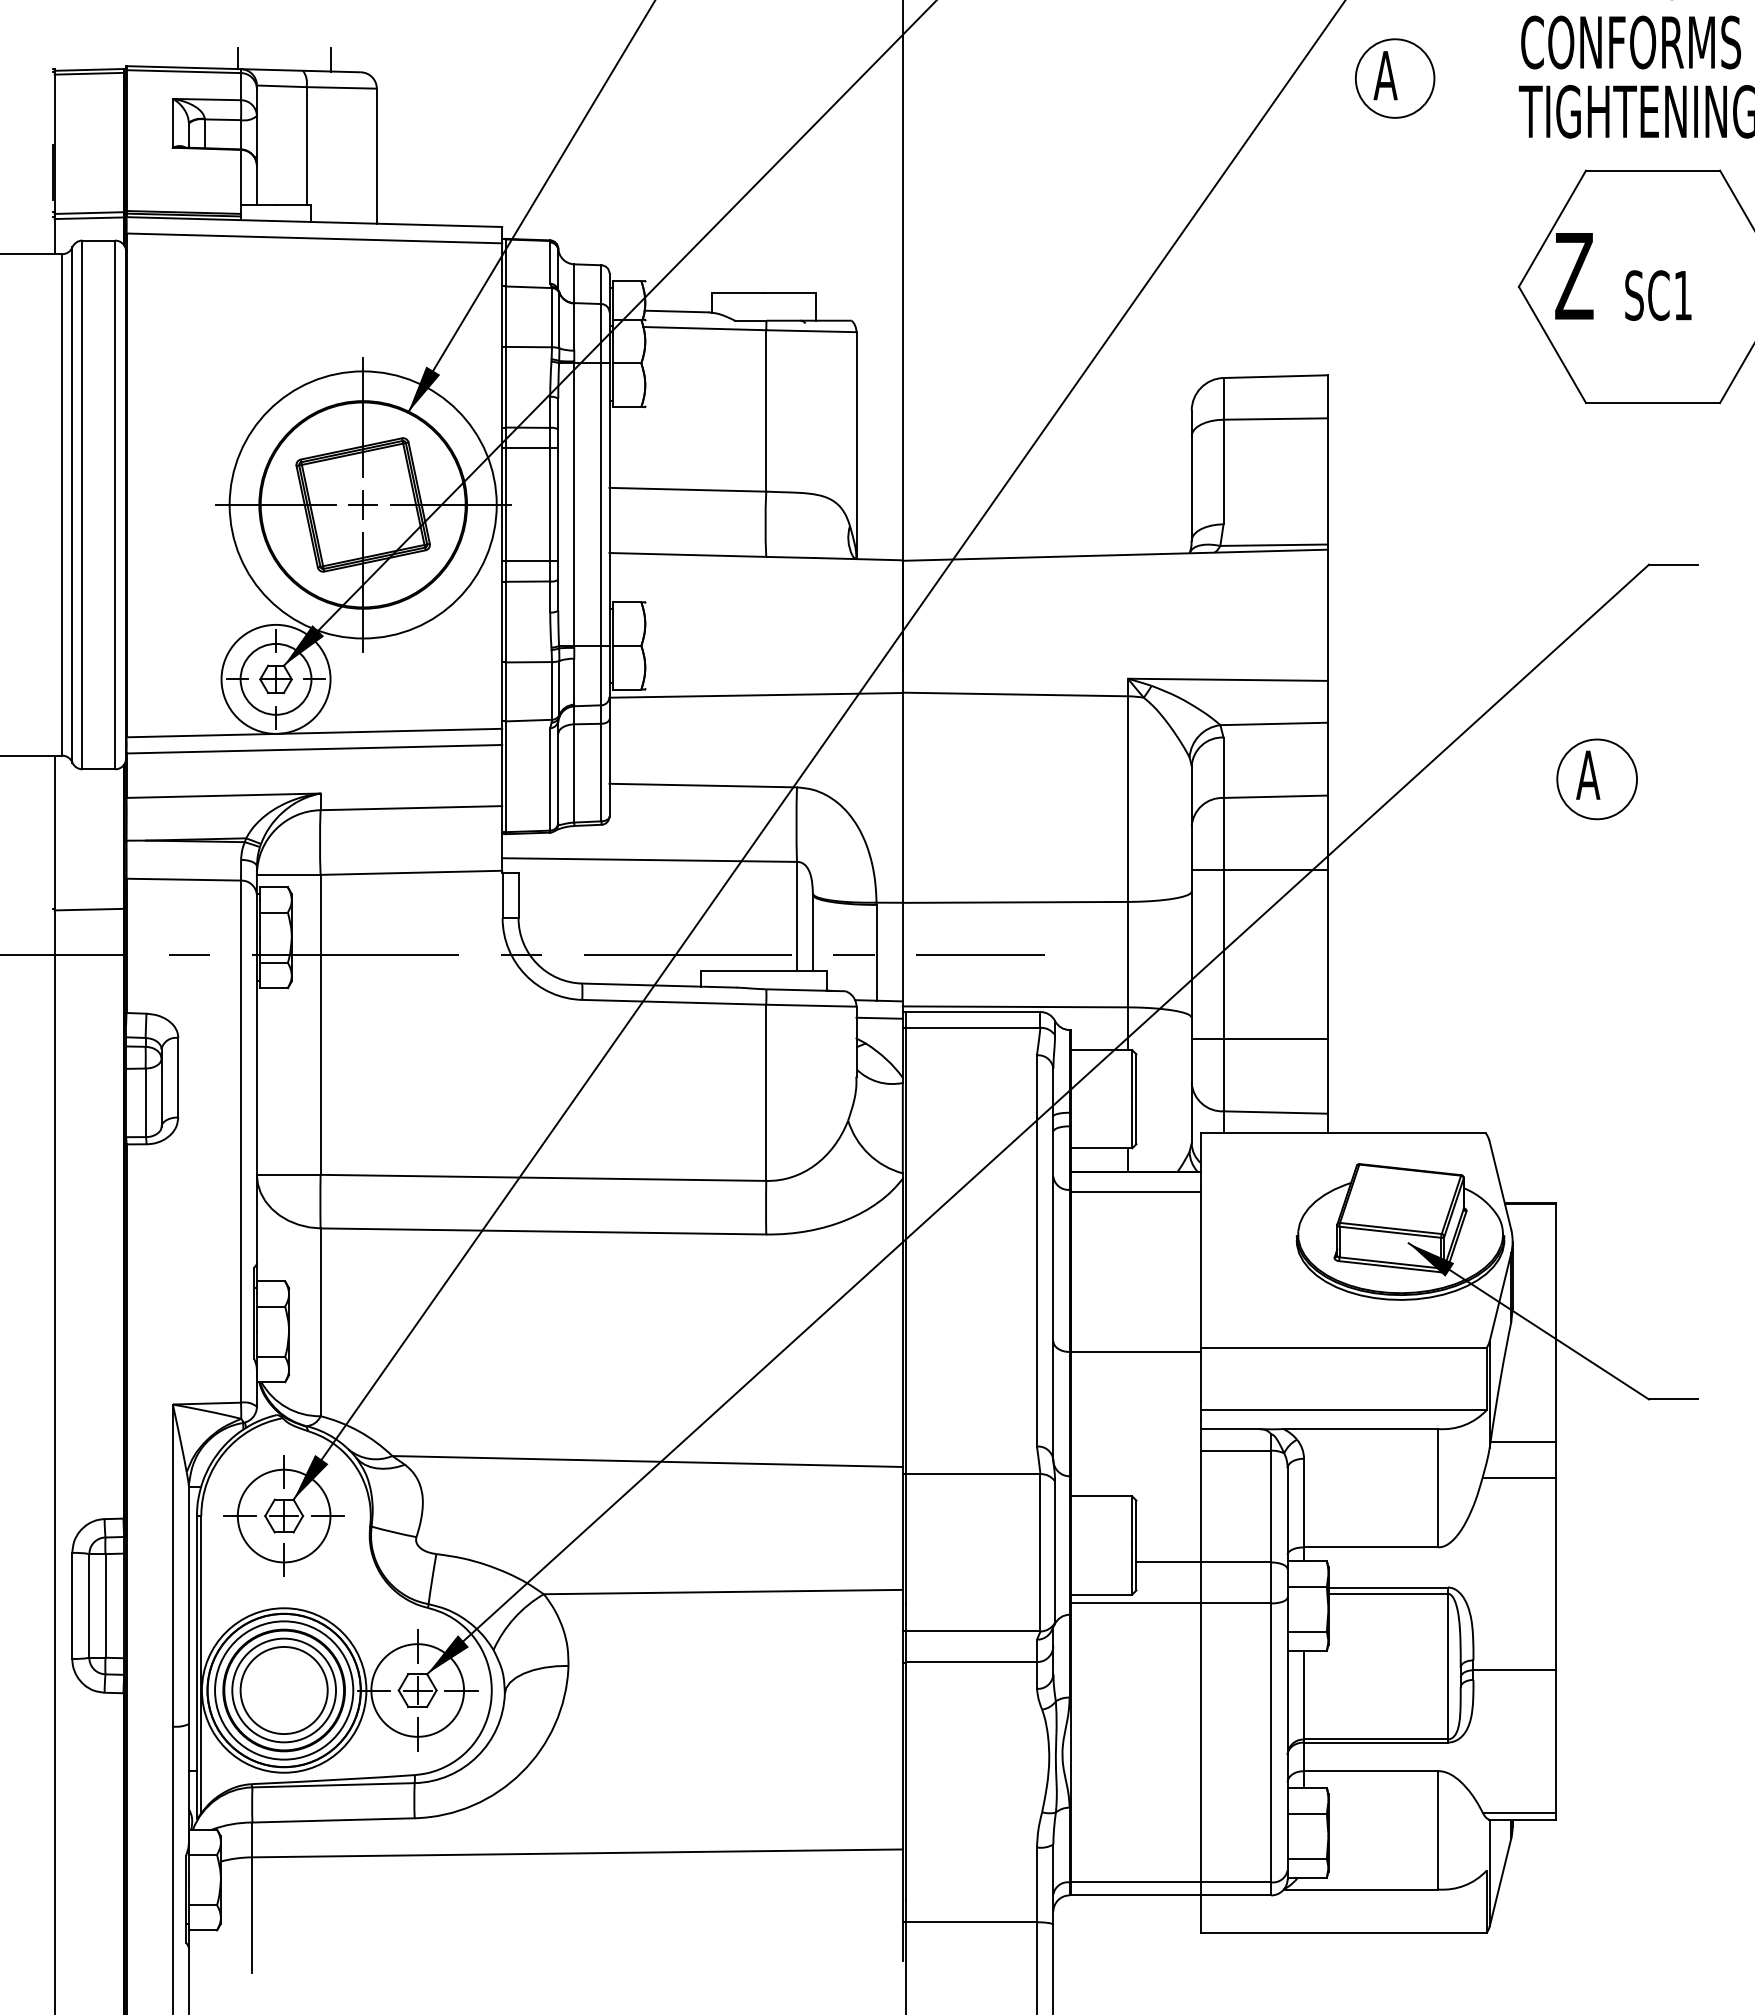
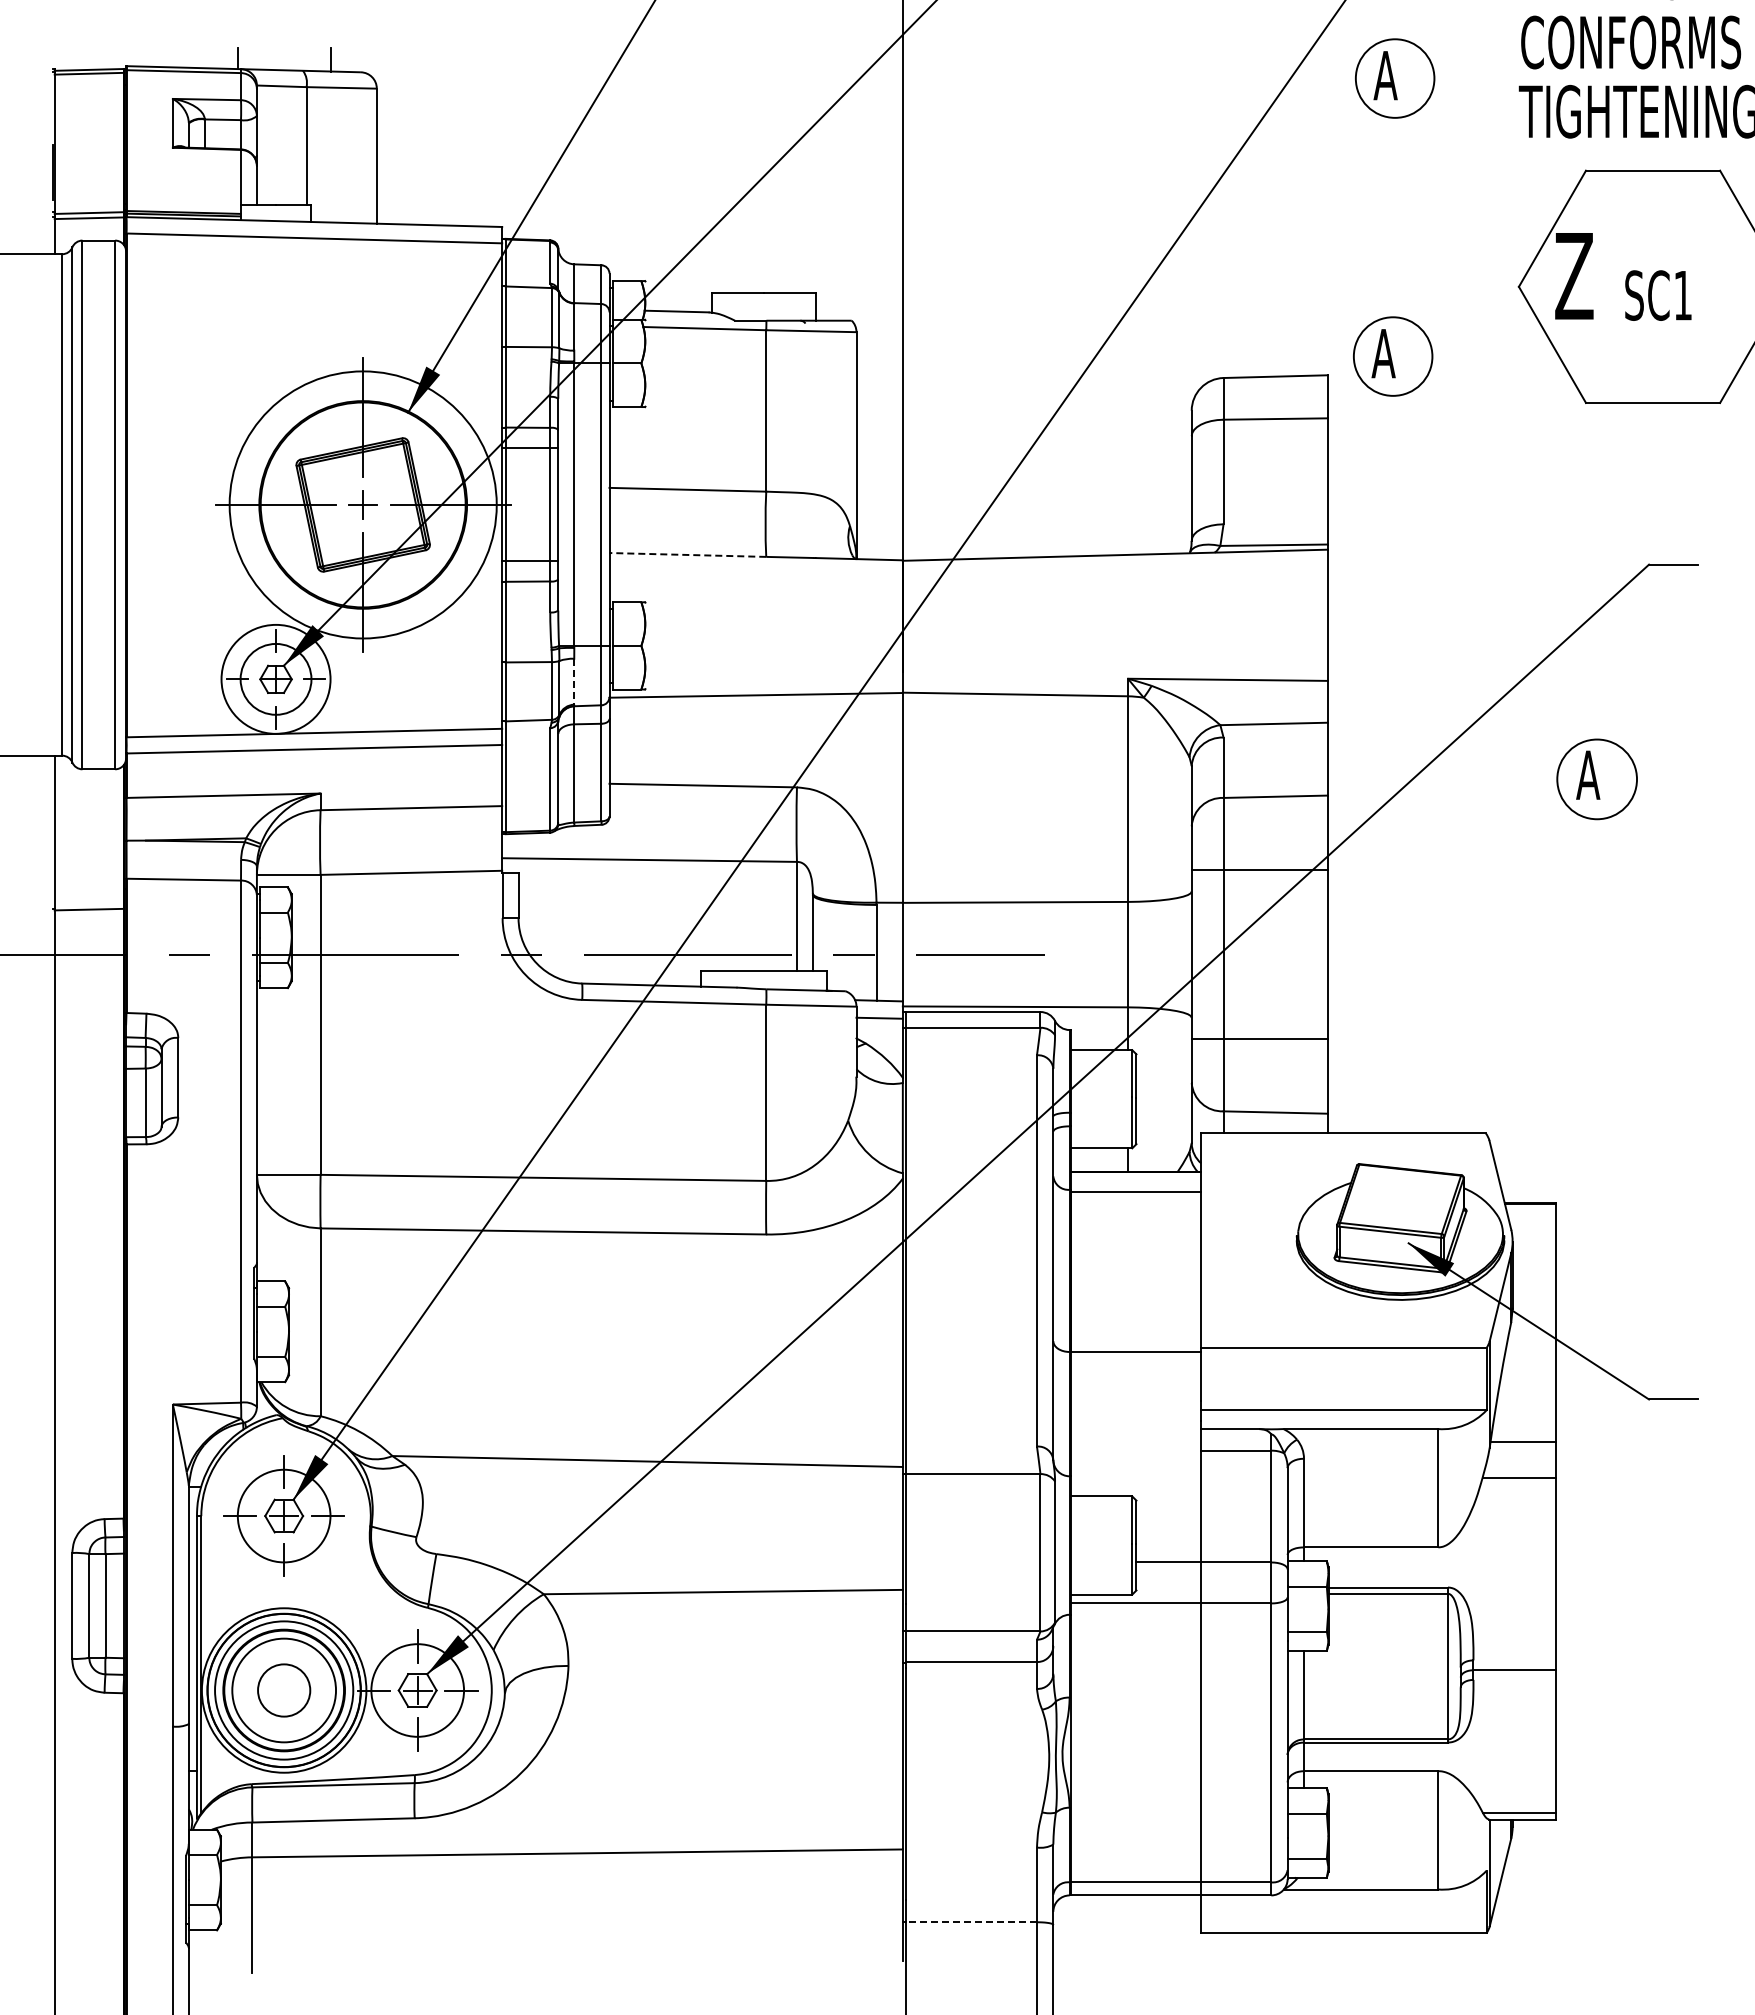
part: none -> present (1393, 356)
line: solid -> dashed (687, 554)
line: solid -> dashed (574, 681)
circle diameter: 87 px -> 52 px (284, 1690)
line: solid -> dashed (971, 1922)
